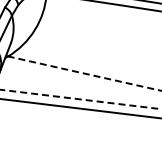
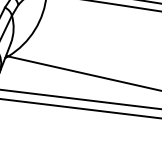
line: dashed -> solid (84, 73)
line: dashed -> solid (80, 99)
